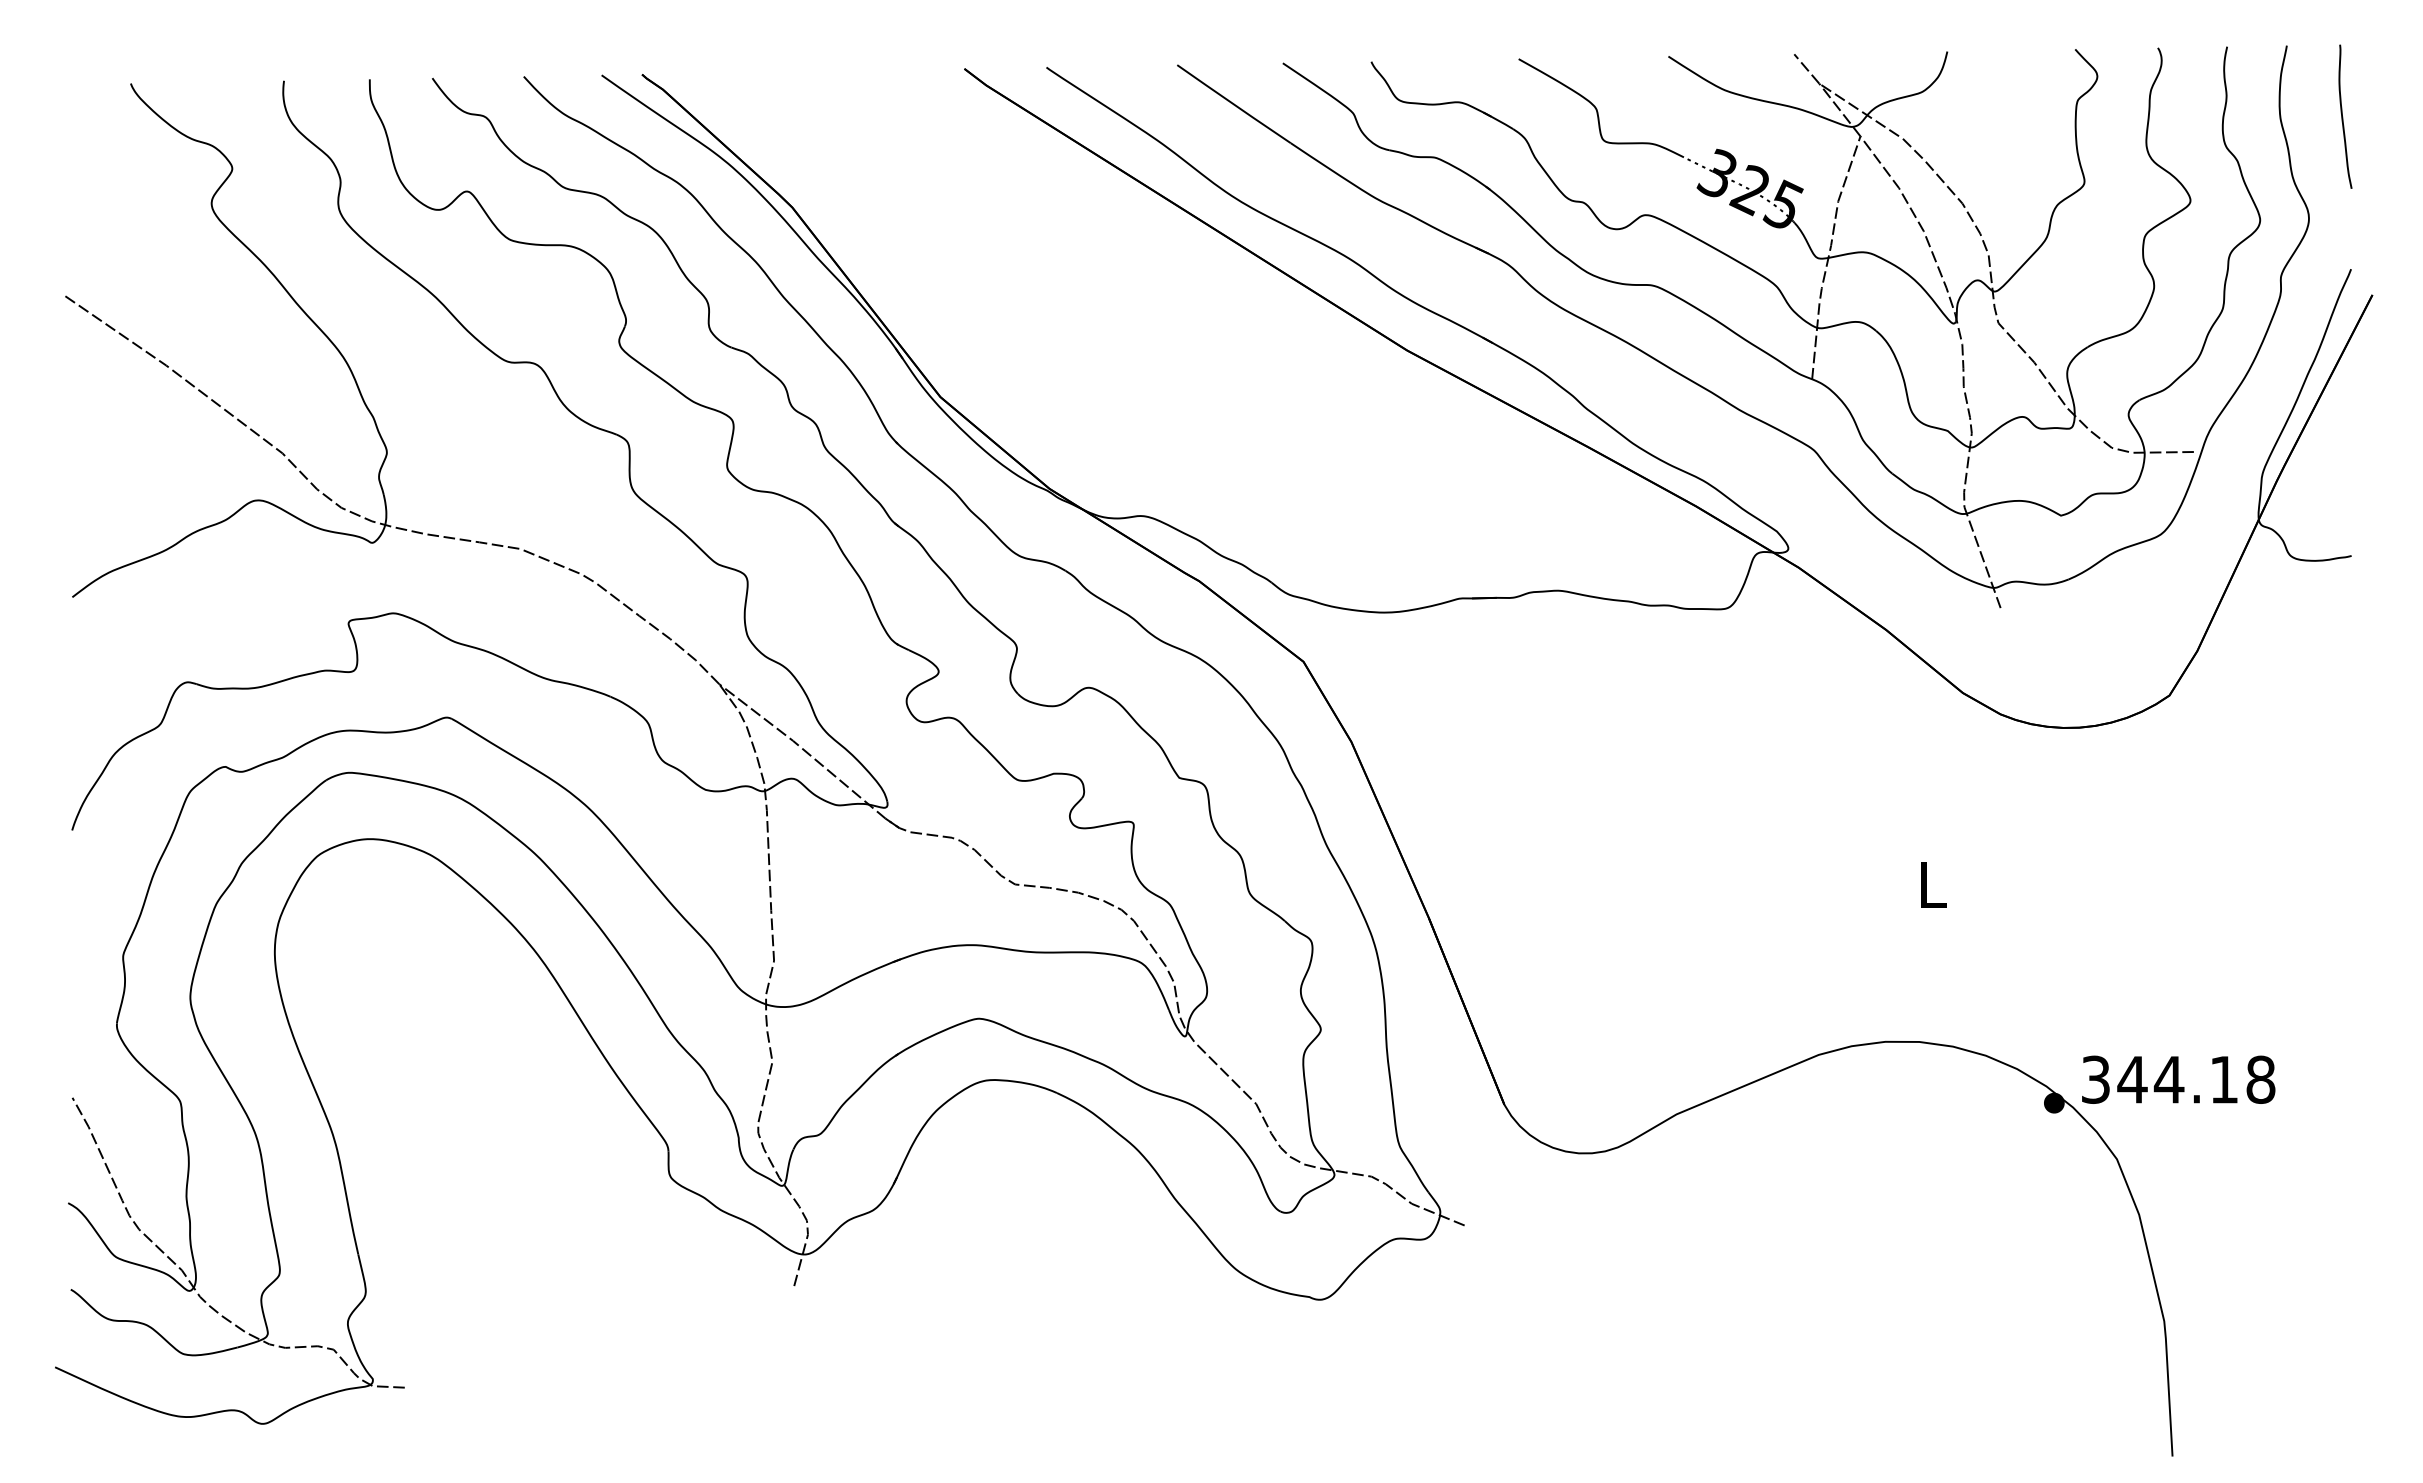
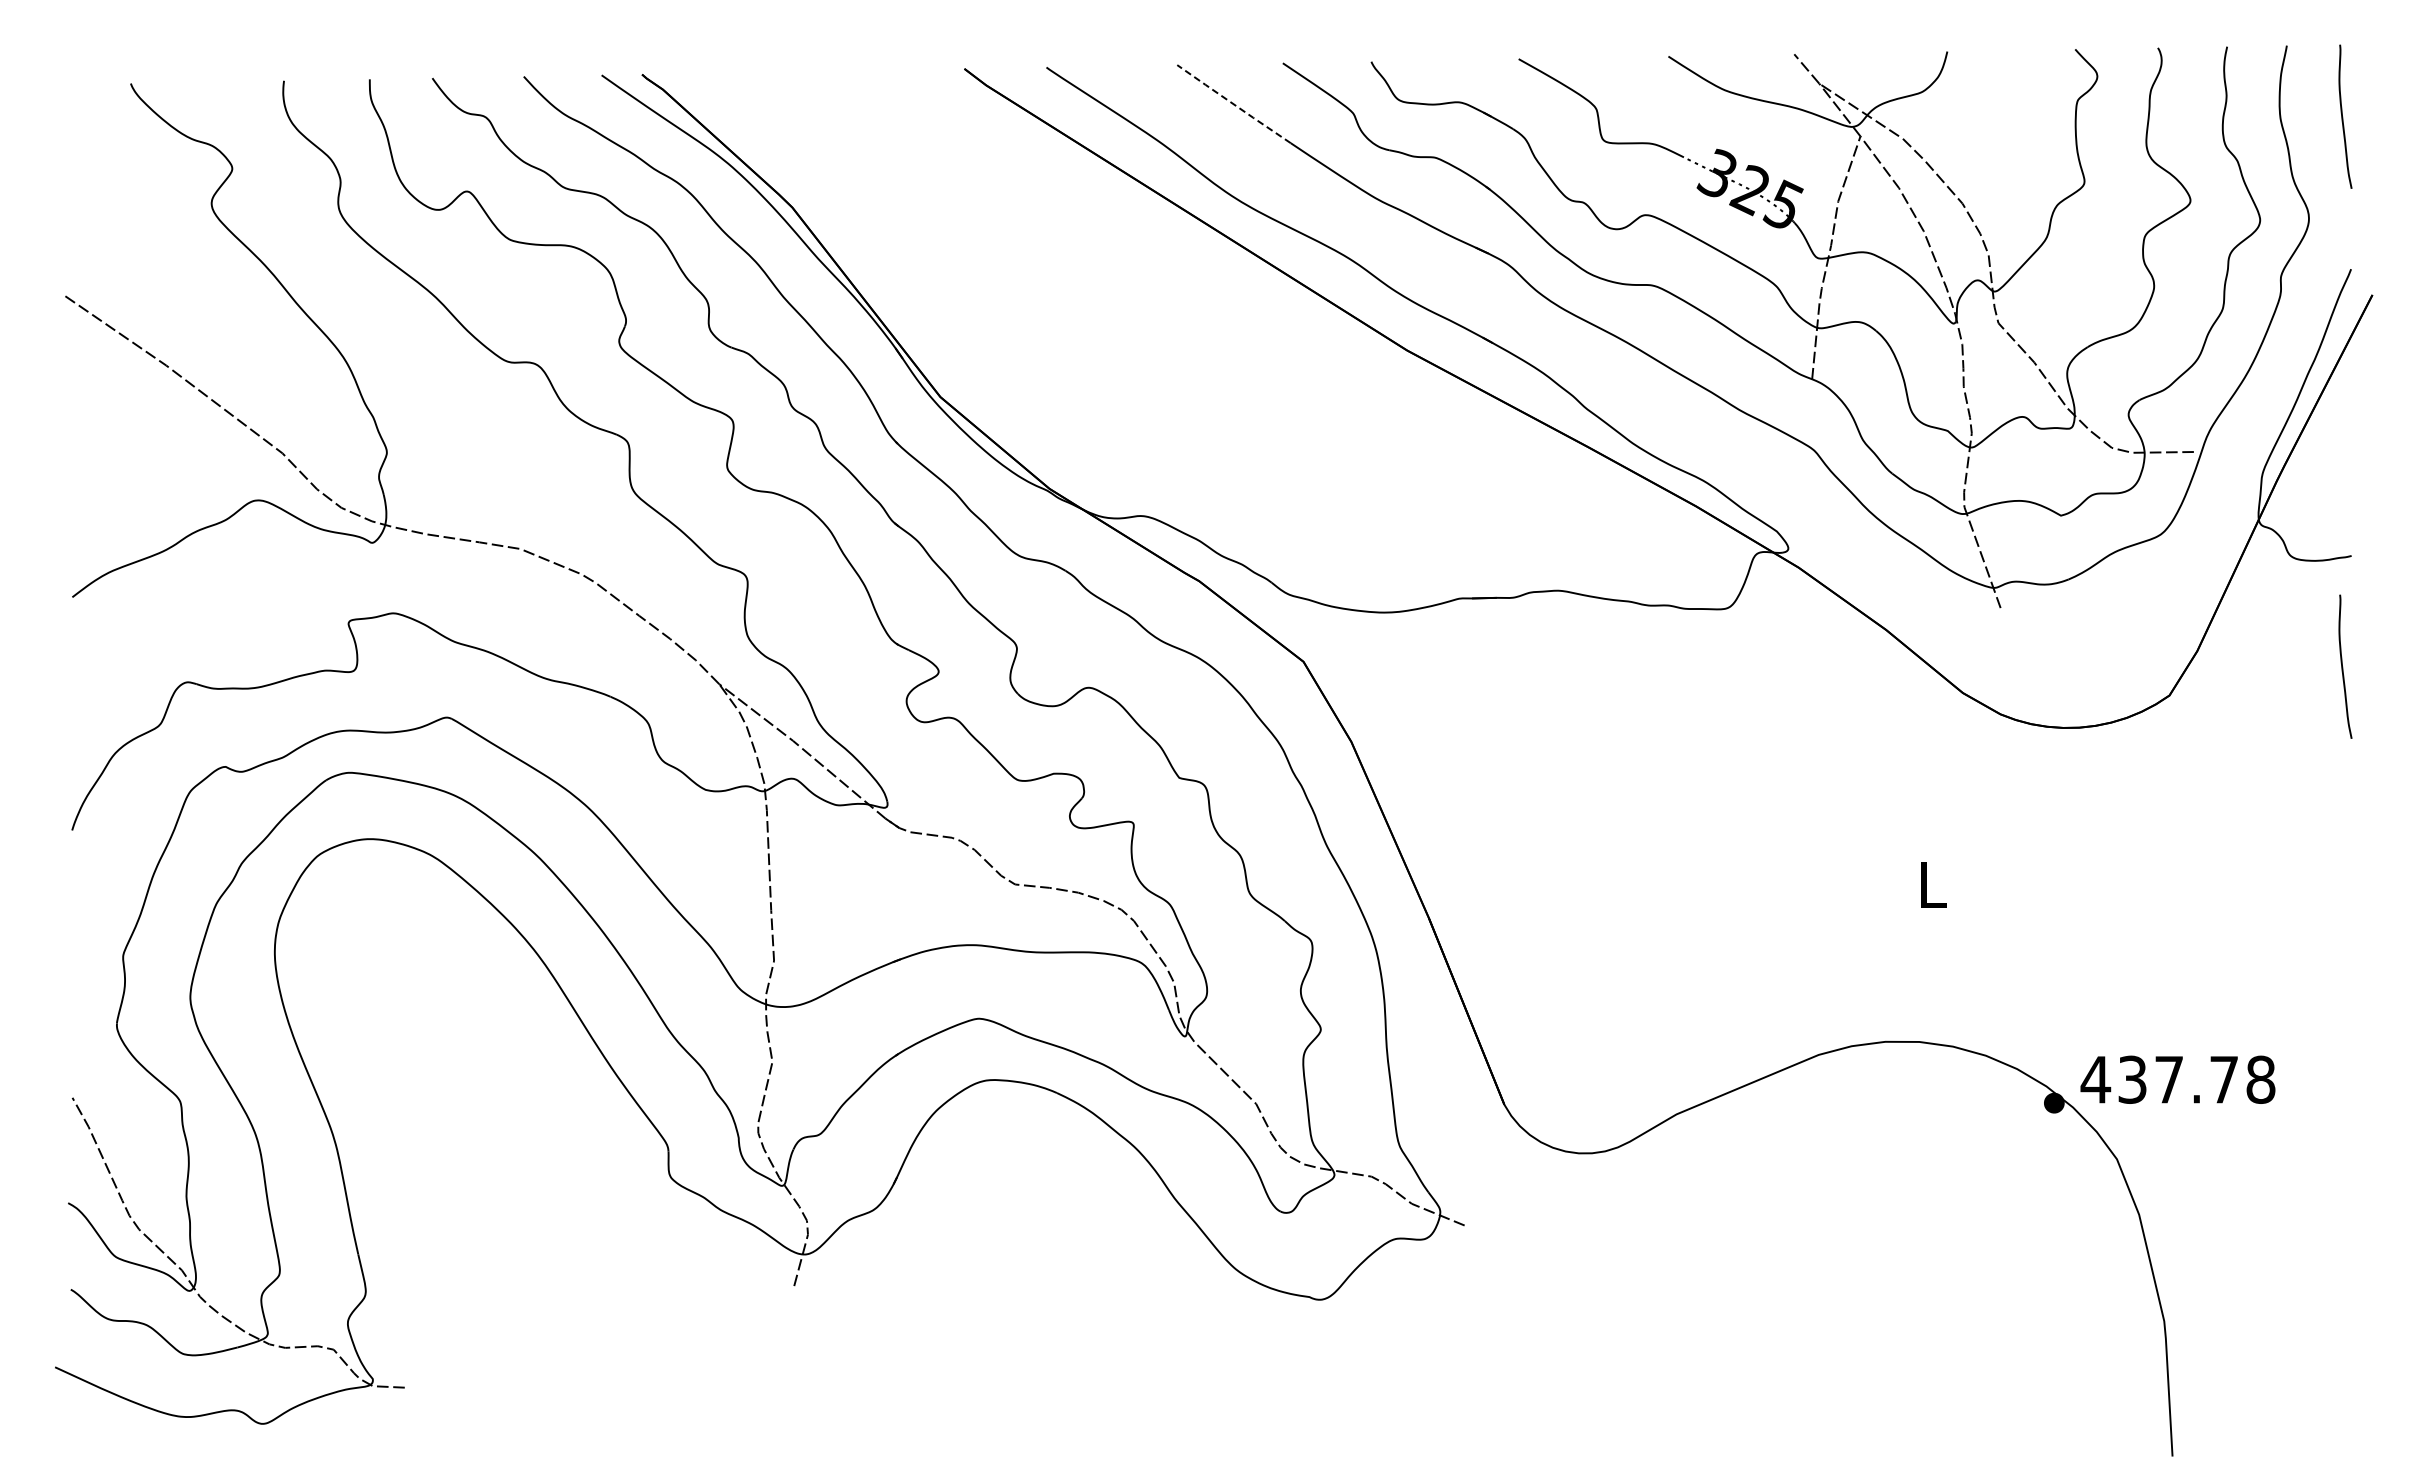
line: solid -> dashed (1233, 104)
curve: none -> present (2343, 667)
text: 344.18 -> 437.78 (2158, 1079)
